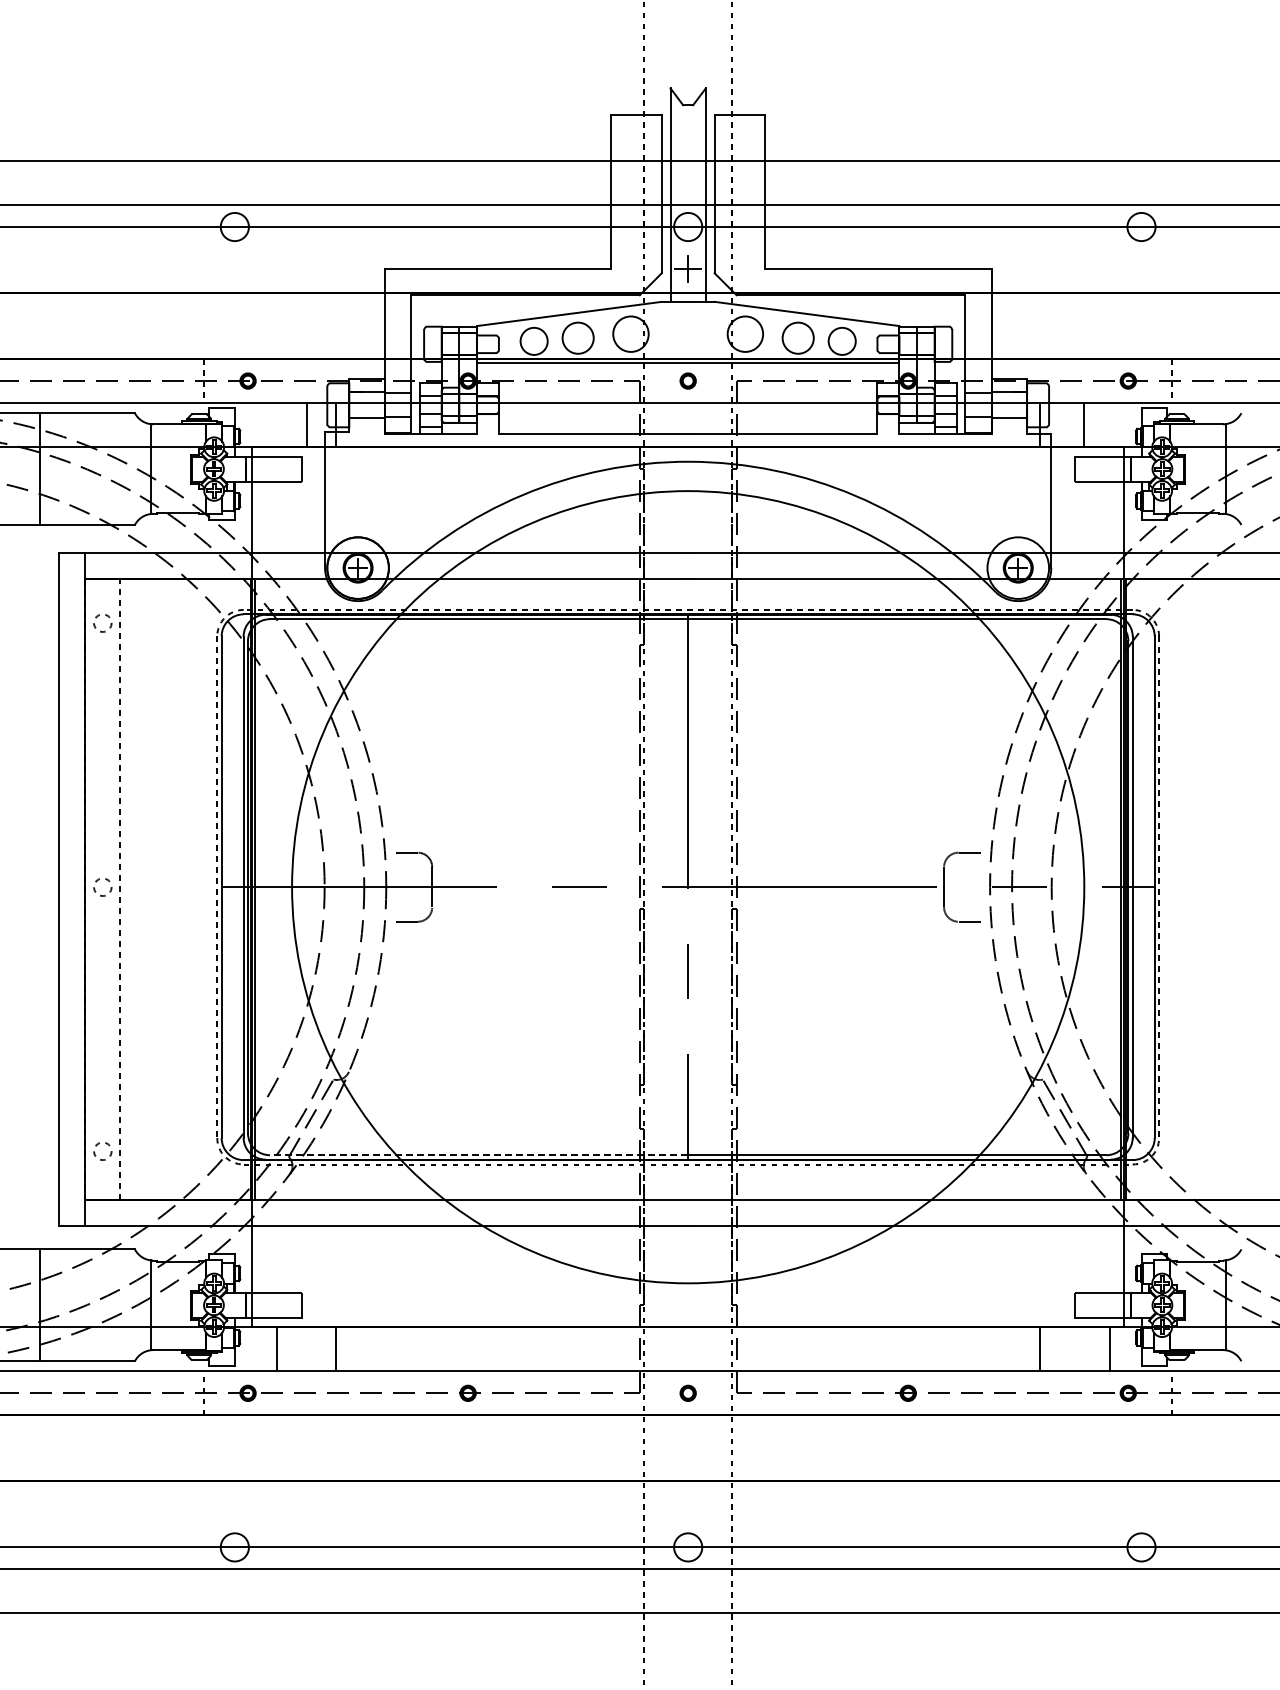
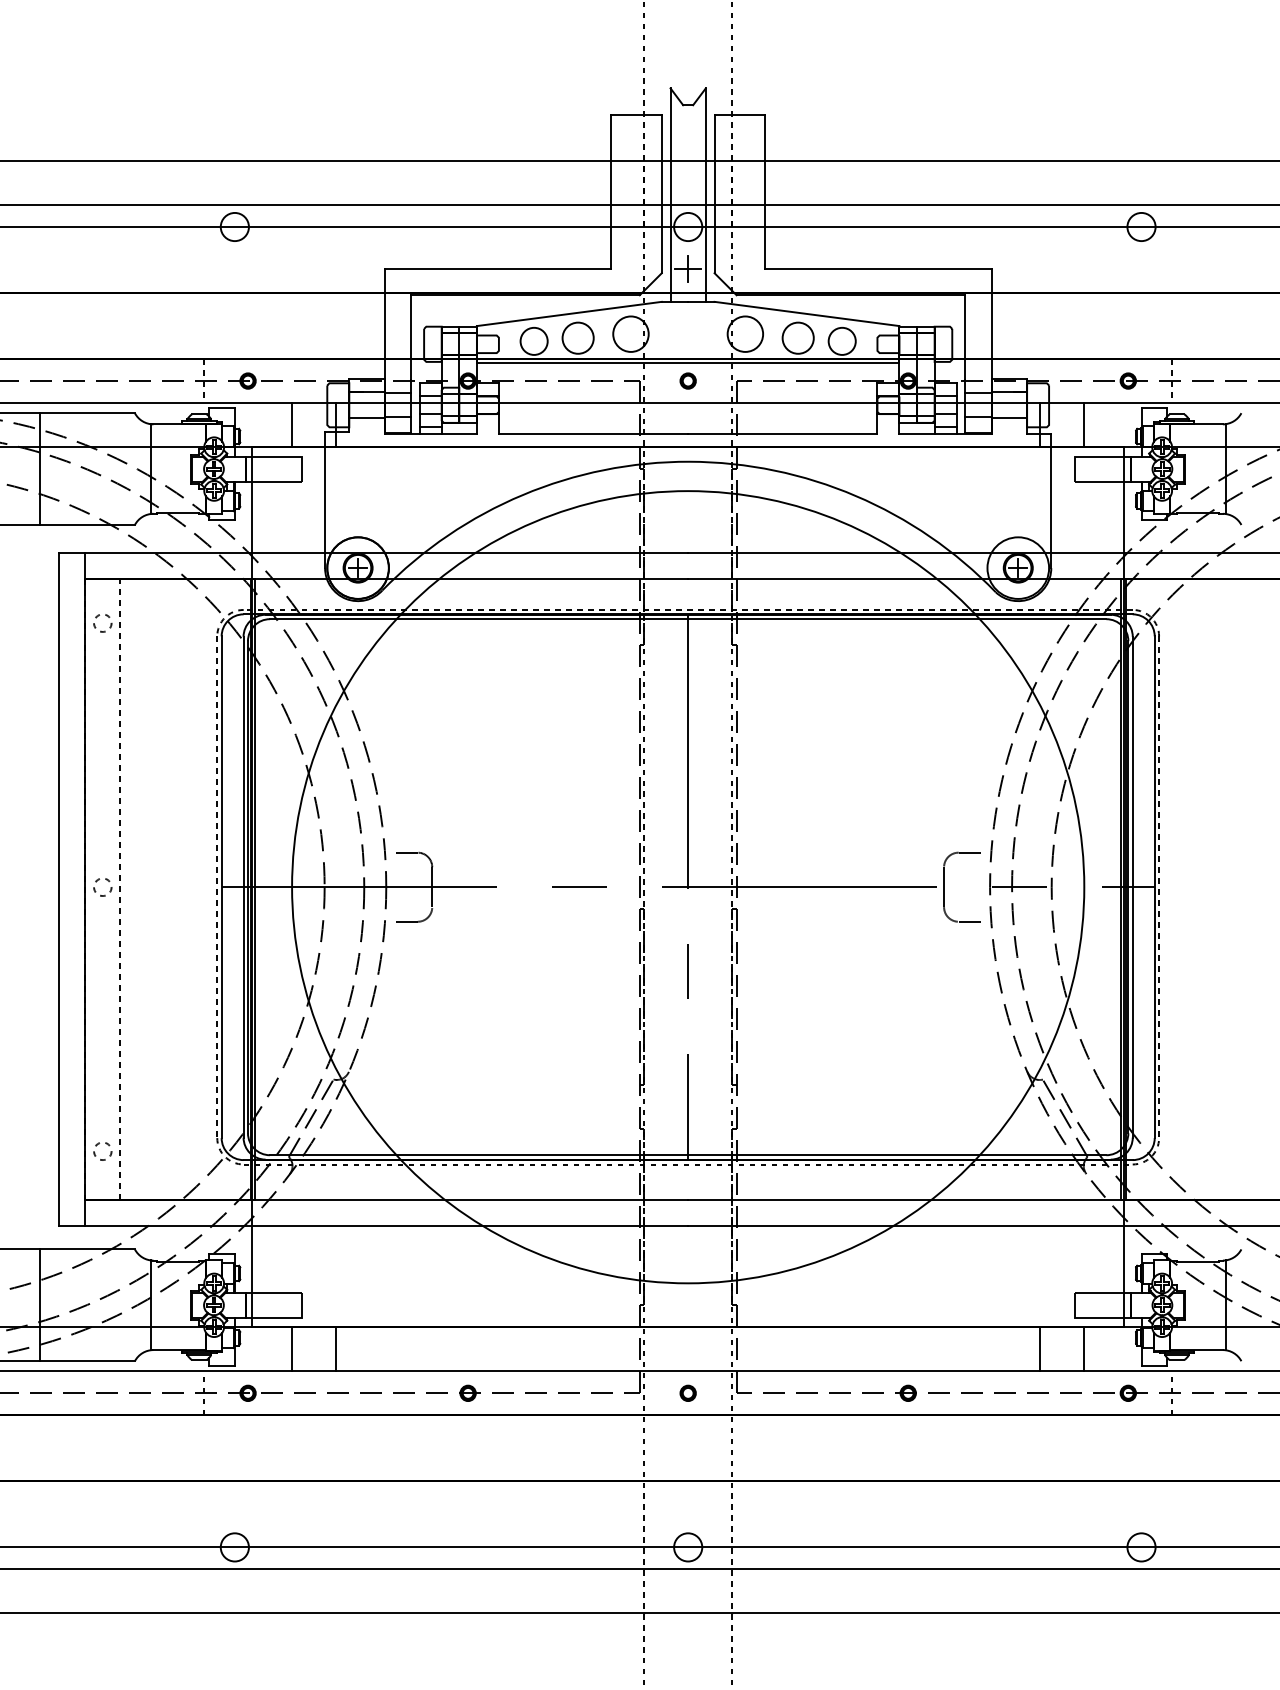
line position: (307, 425) -> (292, 425) (292, 425)
line: dashed -> solid (478, 1155)
line position: (277, 1349) -> (292, 1349) (292, 1349)
line position: (1110, 1349) -> (1084, 1349) (1084, 1349)
